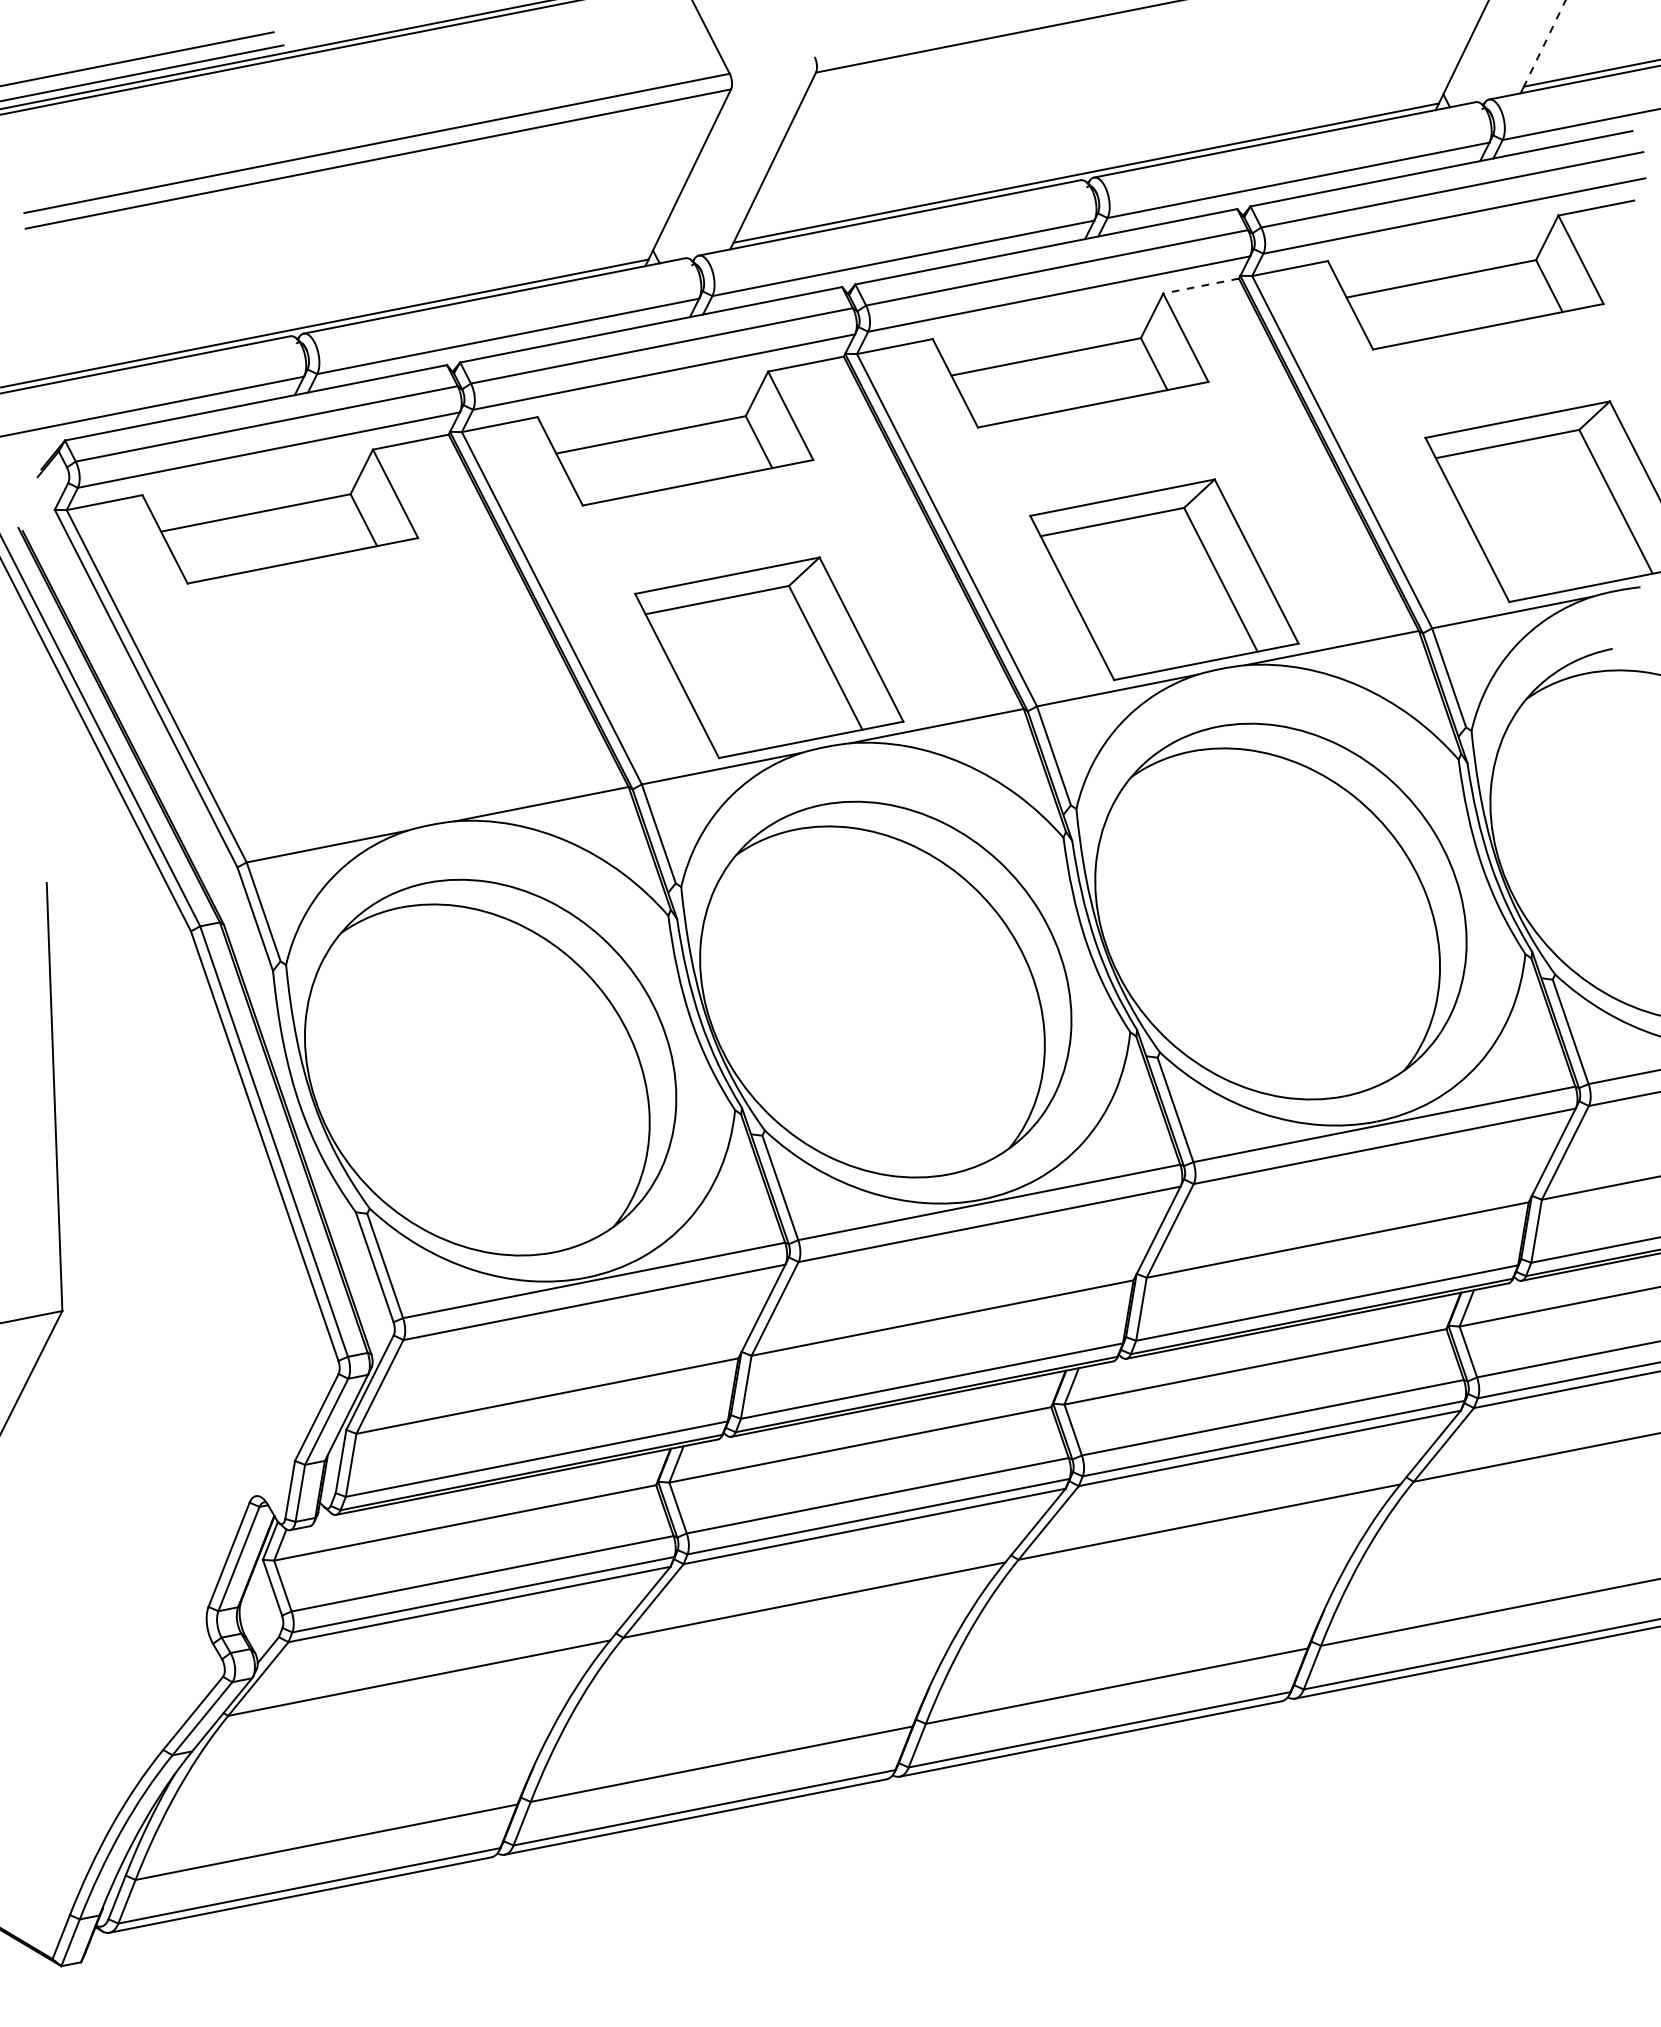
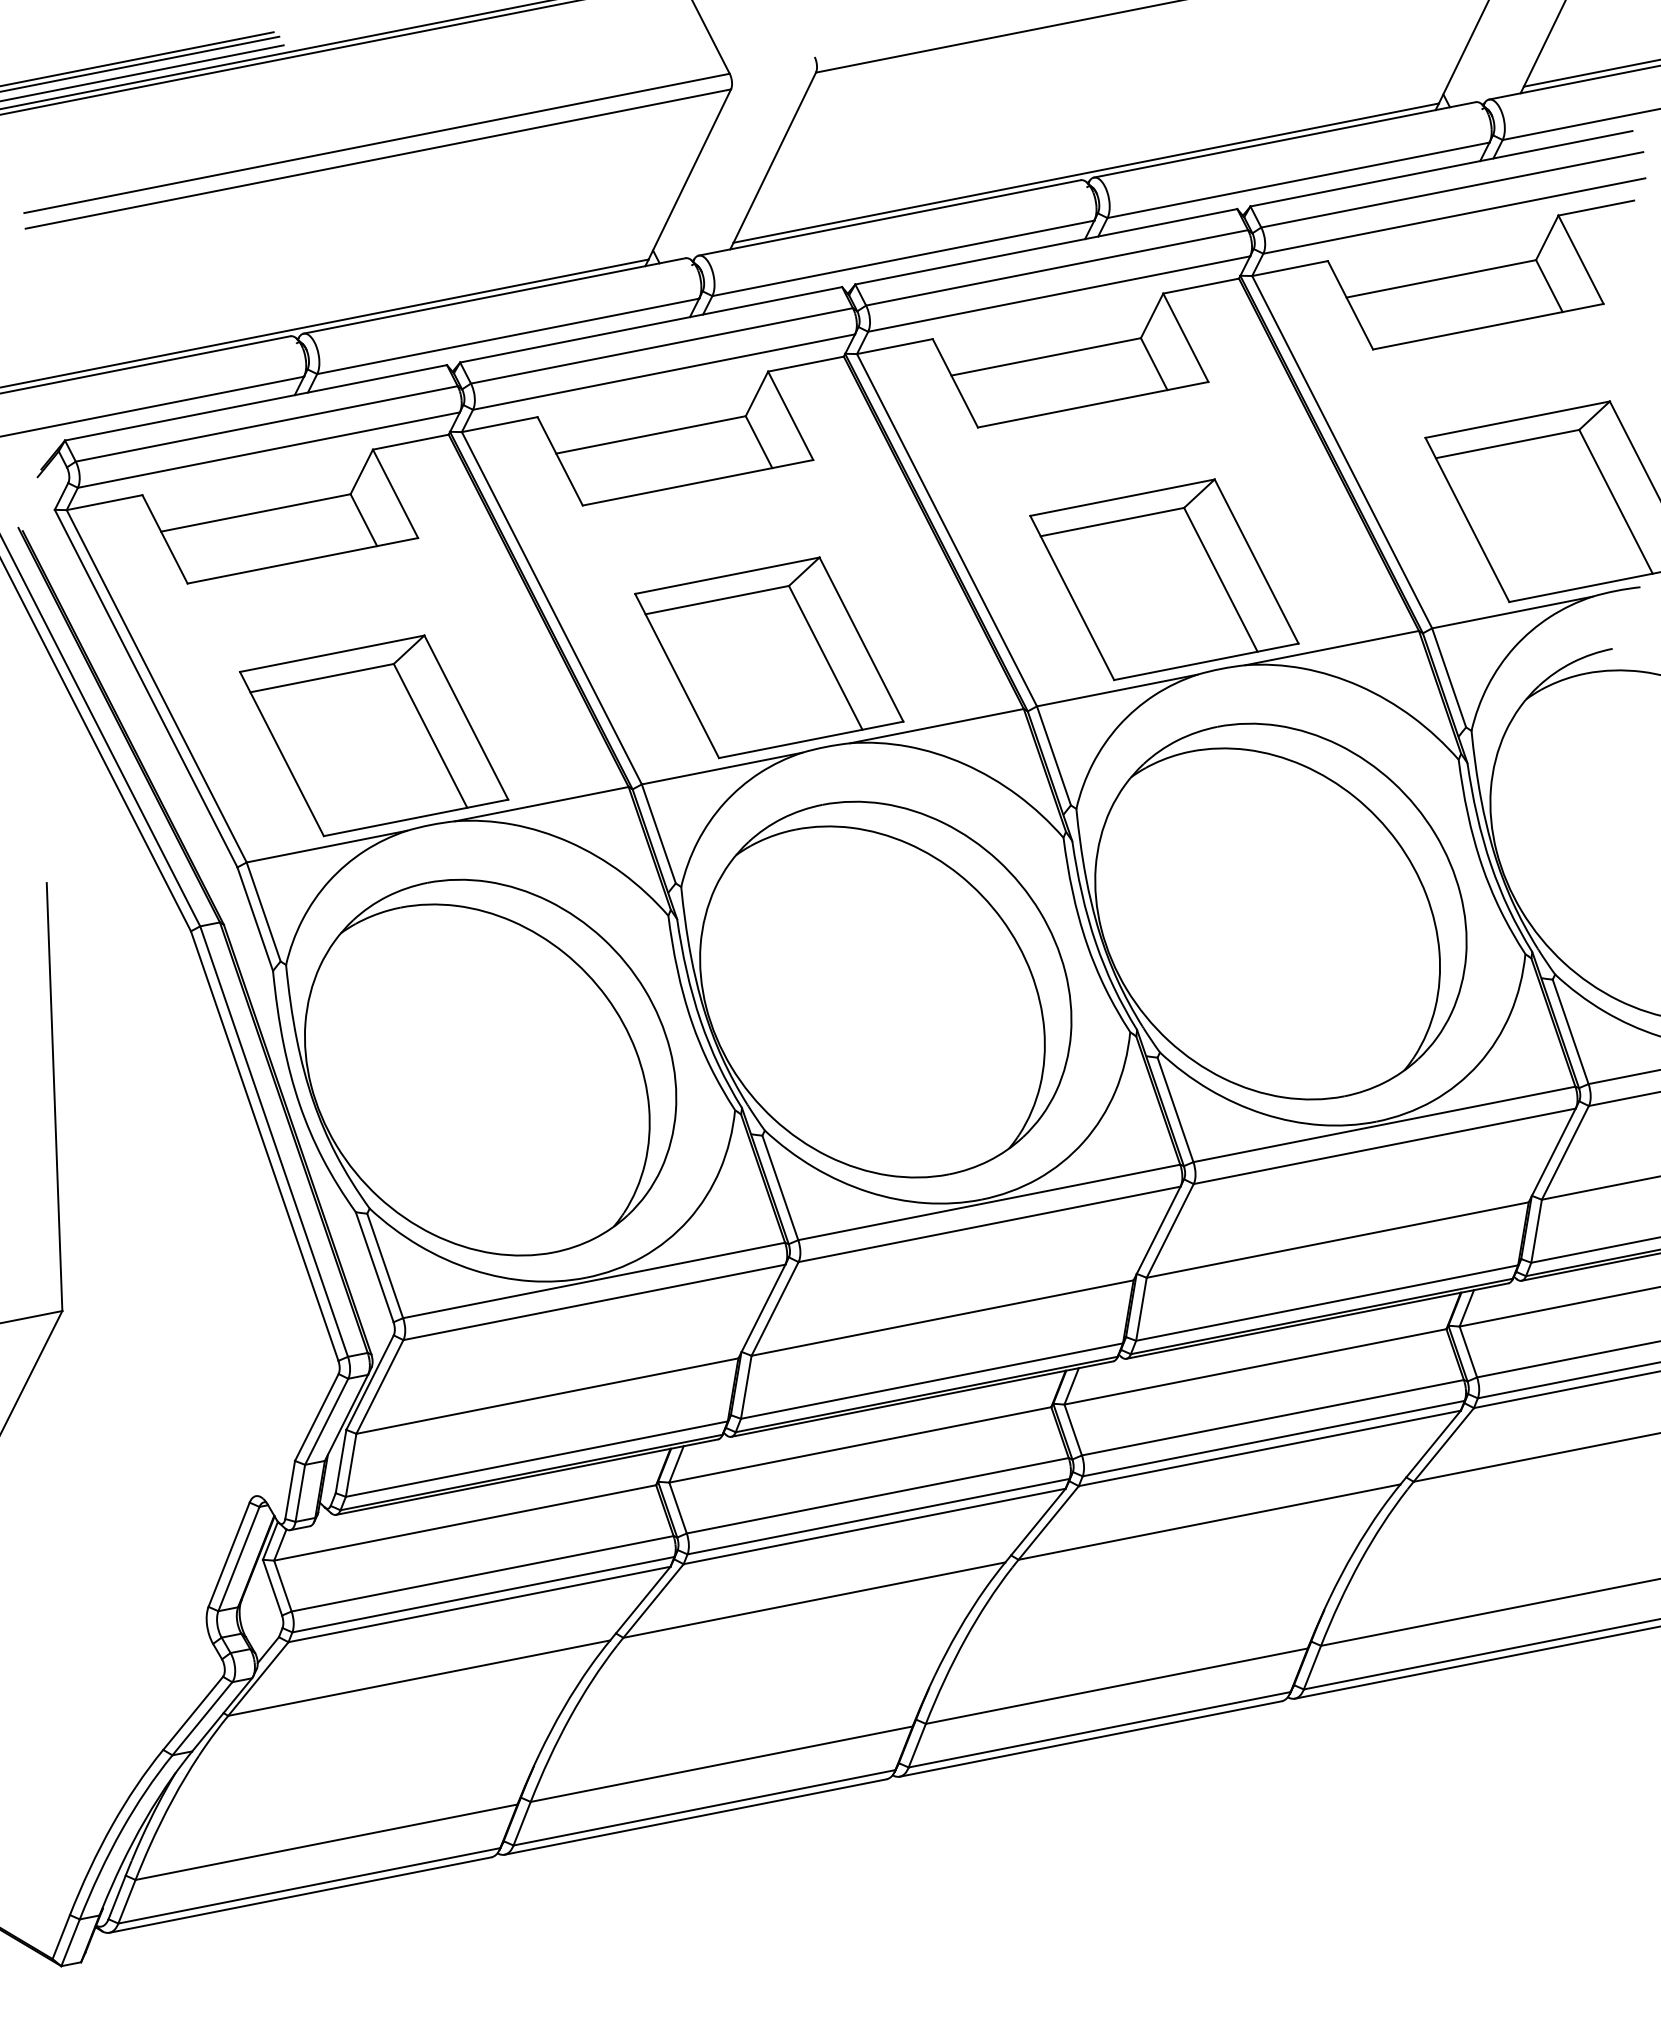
line: dashed -> solid (1544, 43)
line: none -> present (140, 63)
line: dashed -> solid (1201, 286)
part: none -> present (374, 735)
